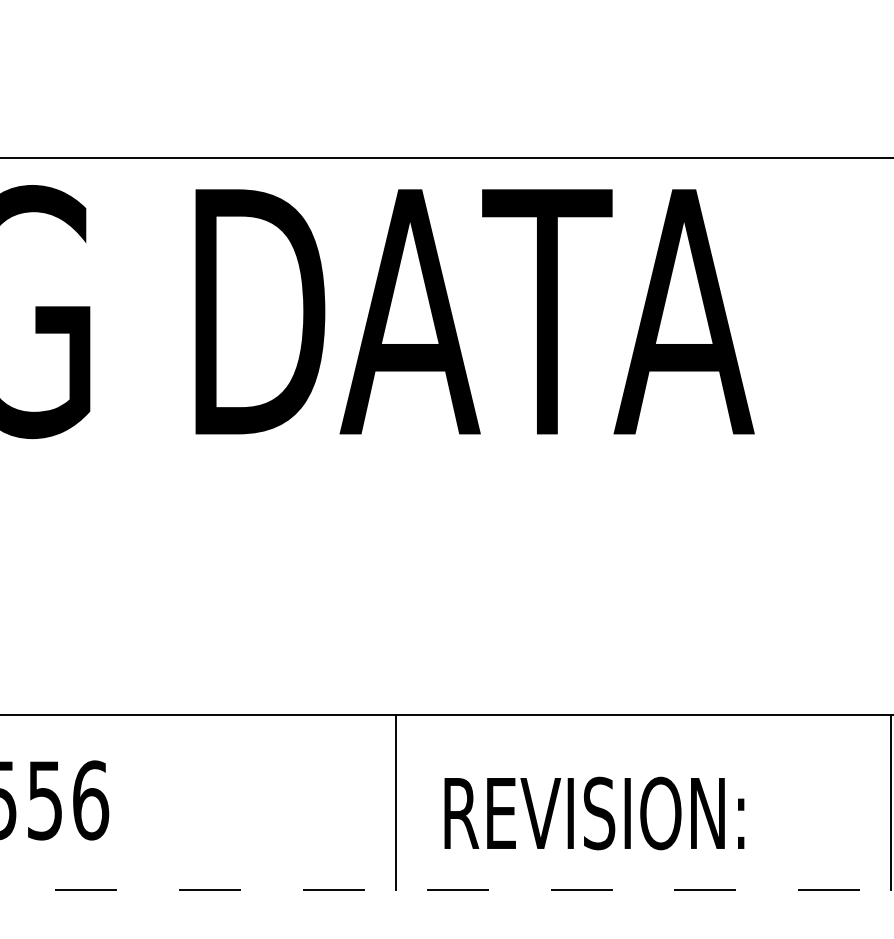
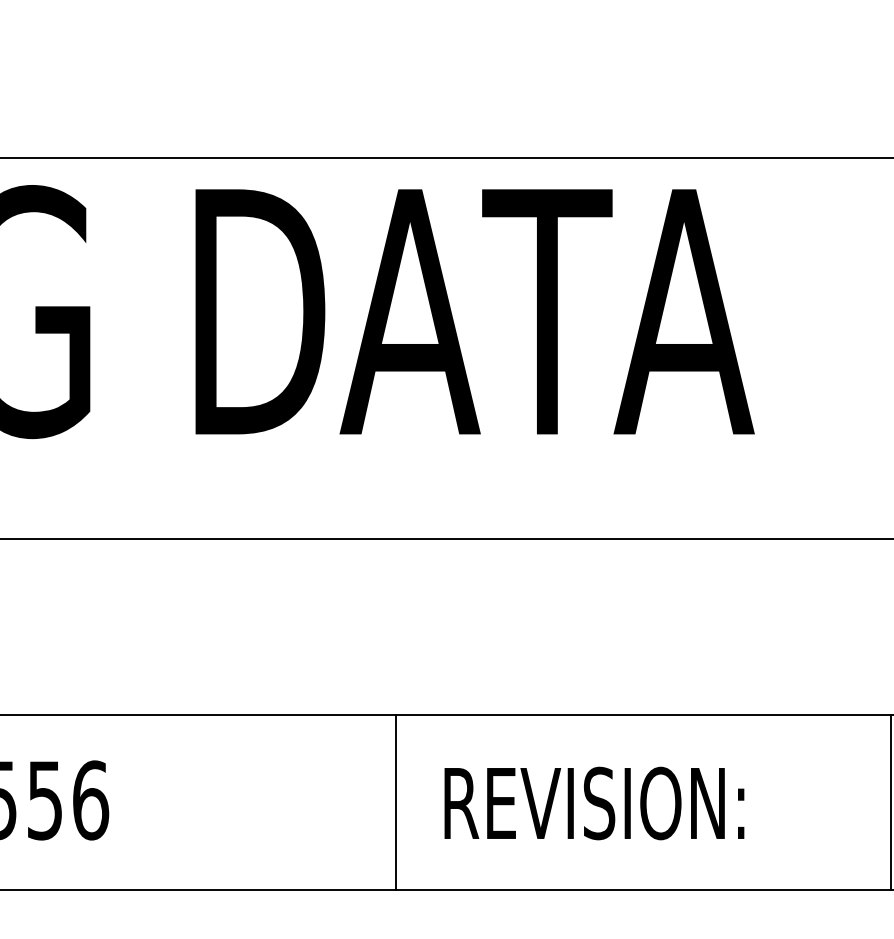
line: none -> present (446, 539)
text position: (594, 813) -> (594, 803) (594, 803)
line: dashed -> solid (447, 890)
